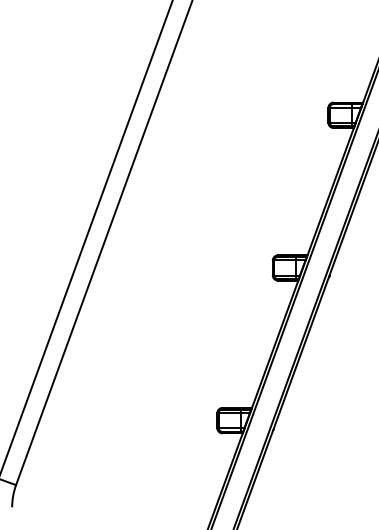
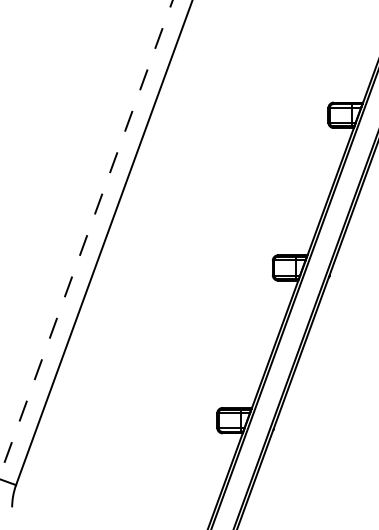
line: solid -> dashed (86, 237)
